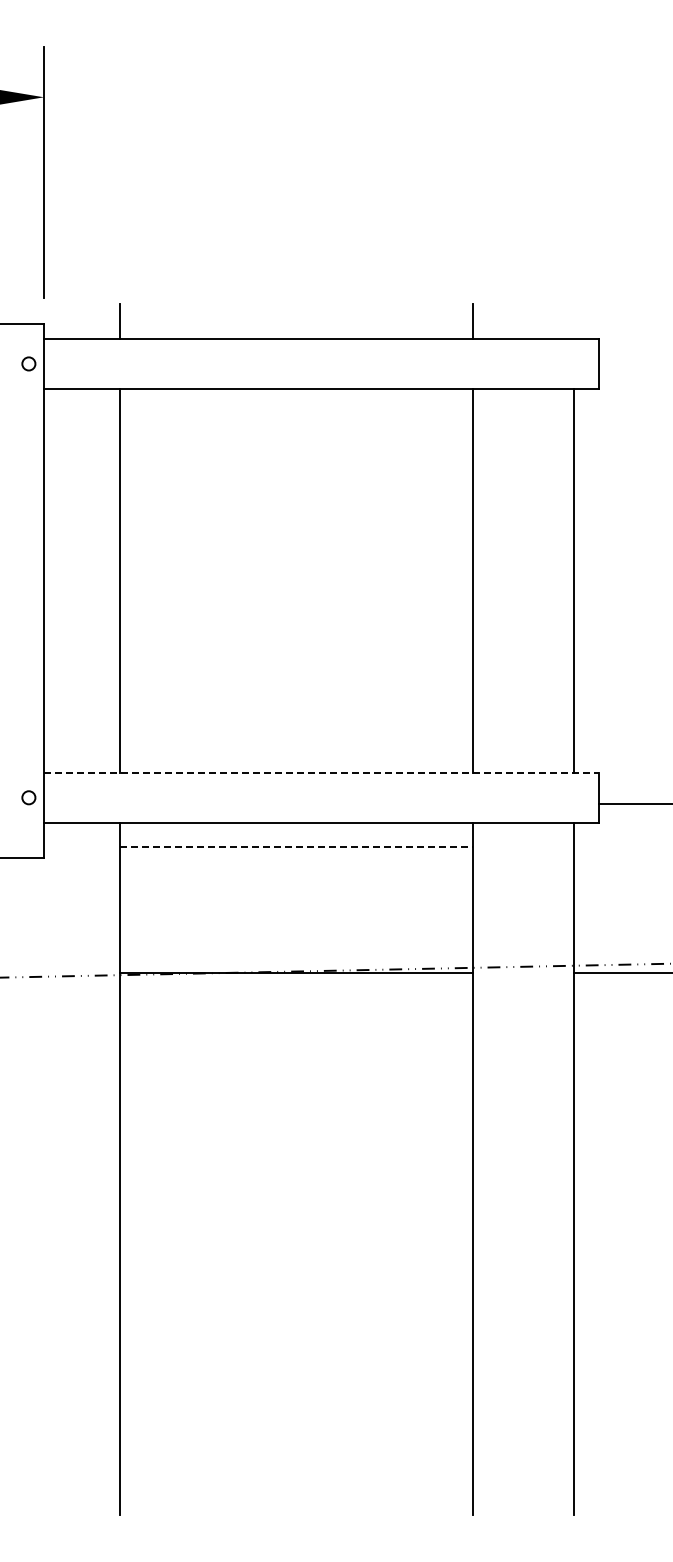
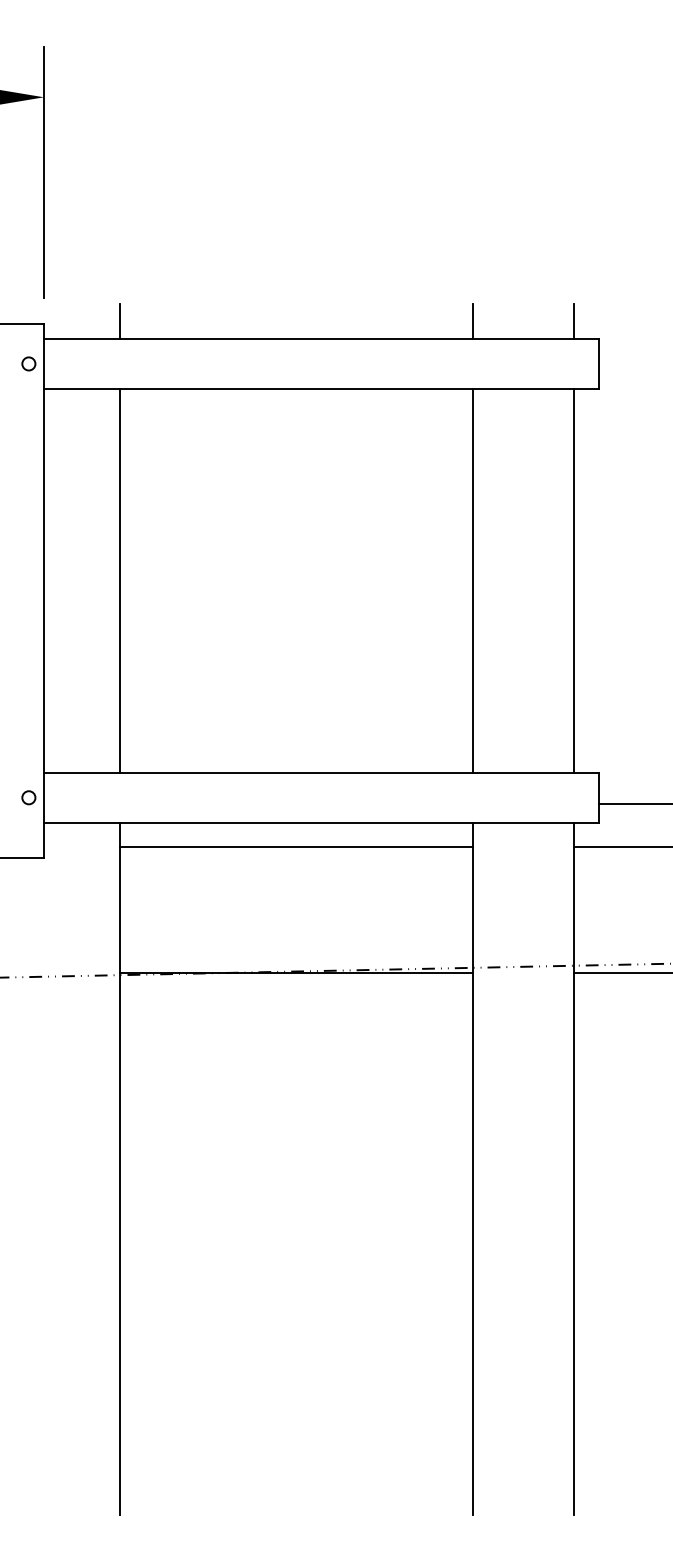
line: none -> present (573, 321)
line: dashed -> solid (321, 772)
line: dashed -> solid (296, 846)
line: none -> present (621, 846)
